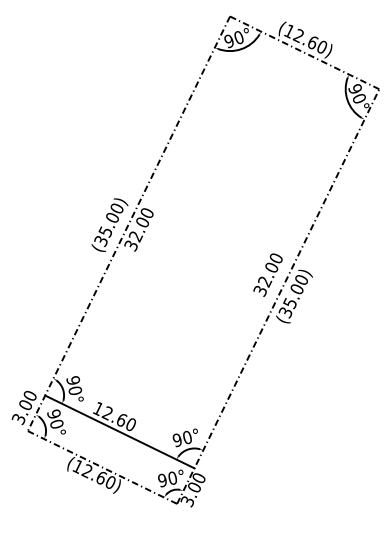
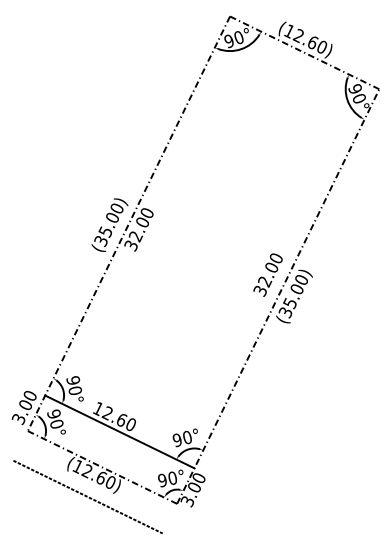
line: none -> present (87, 496)
